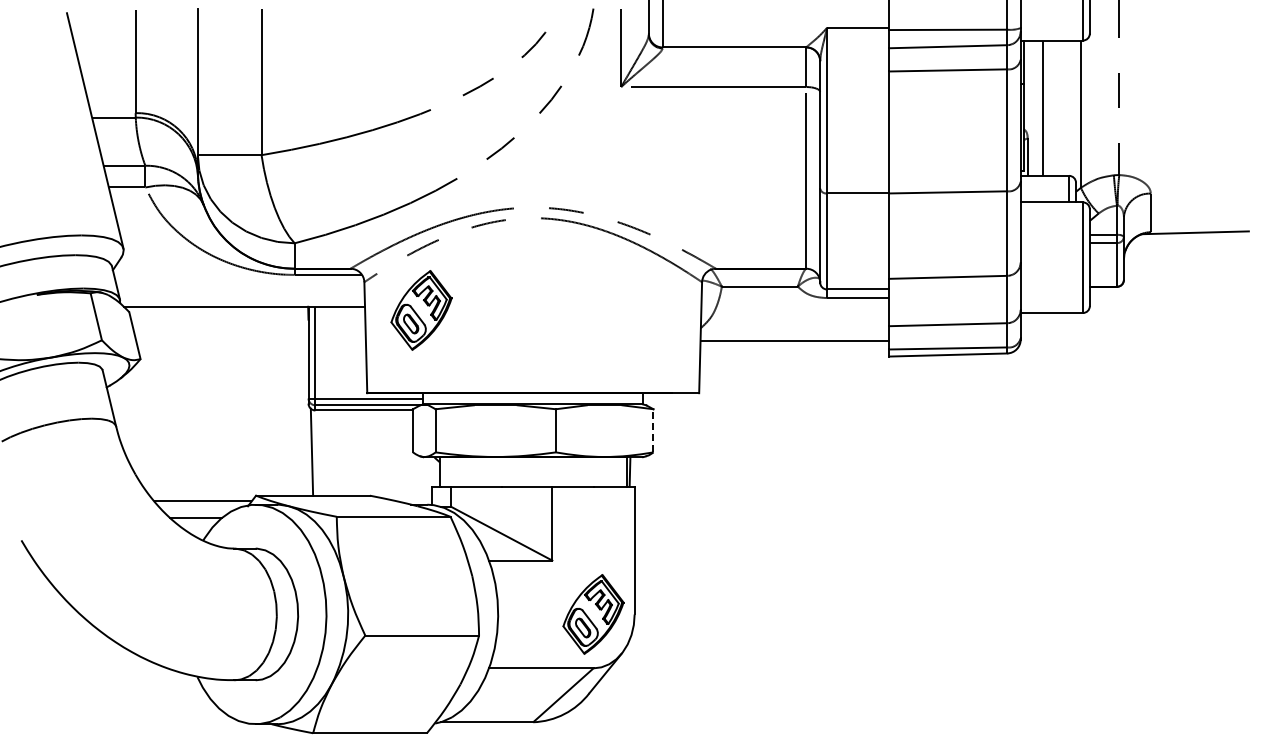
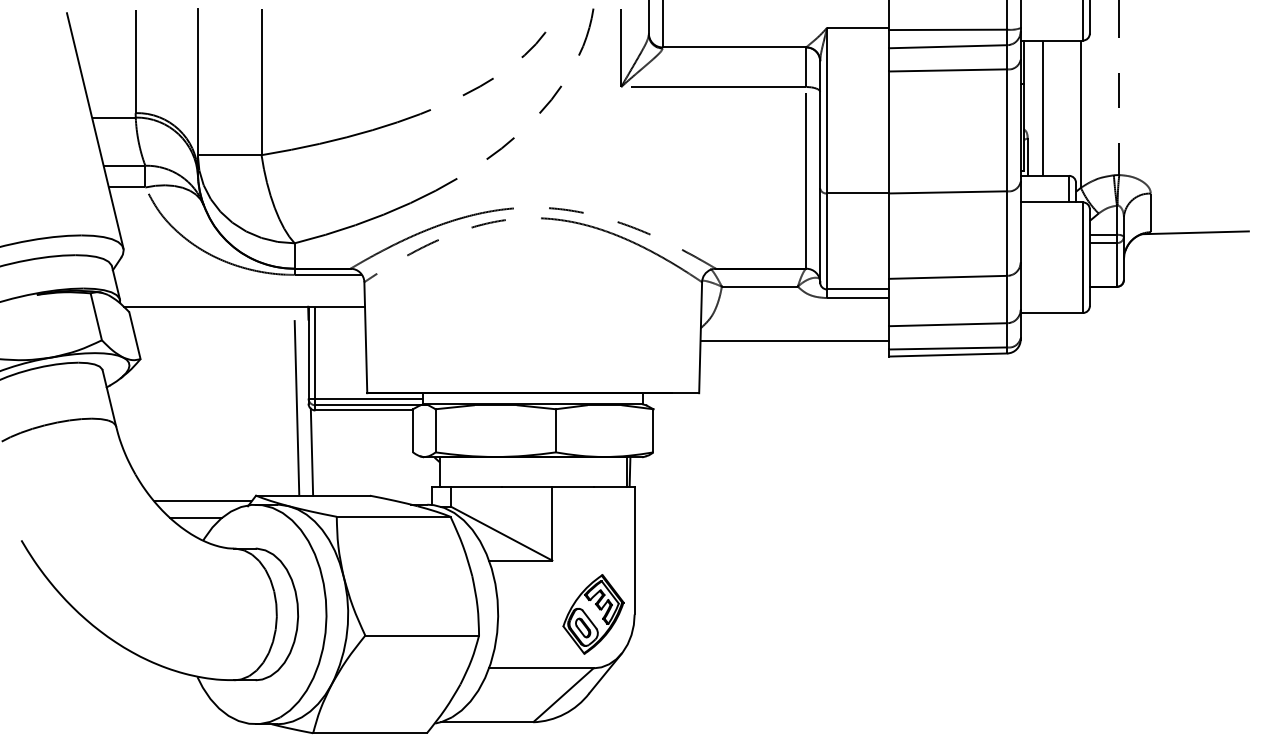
part: present -> none (421, 310)
line: none -> present (296, 400)
line: dashed -> solid (653, 430)
